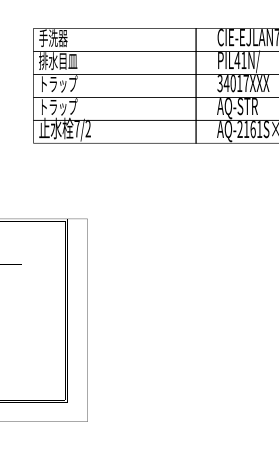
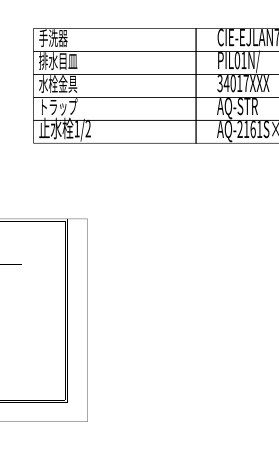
text: PIL41N/ -> PIL01N/ (237, 60)
text: トラップ -> 水栓金具 (58, 83)
text: 7/2 -> 1/2 (76, 128)
